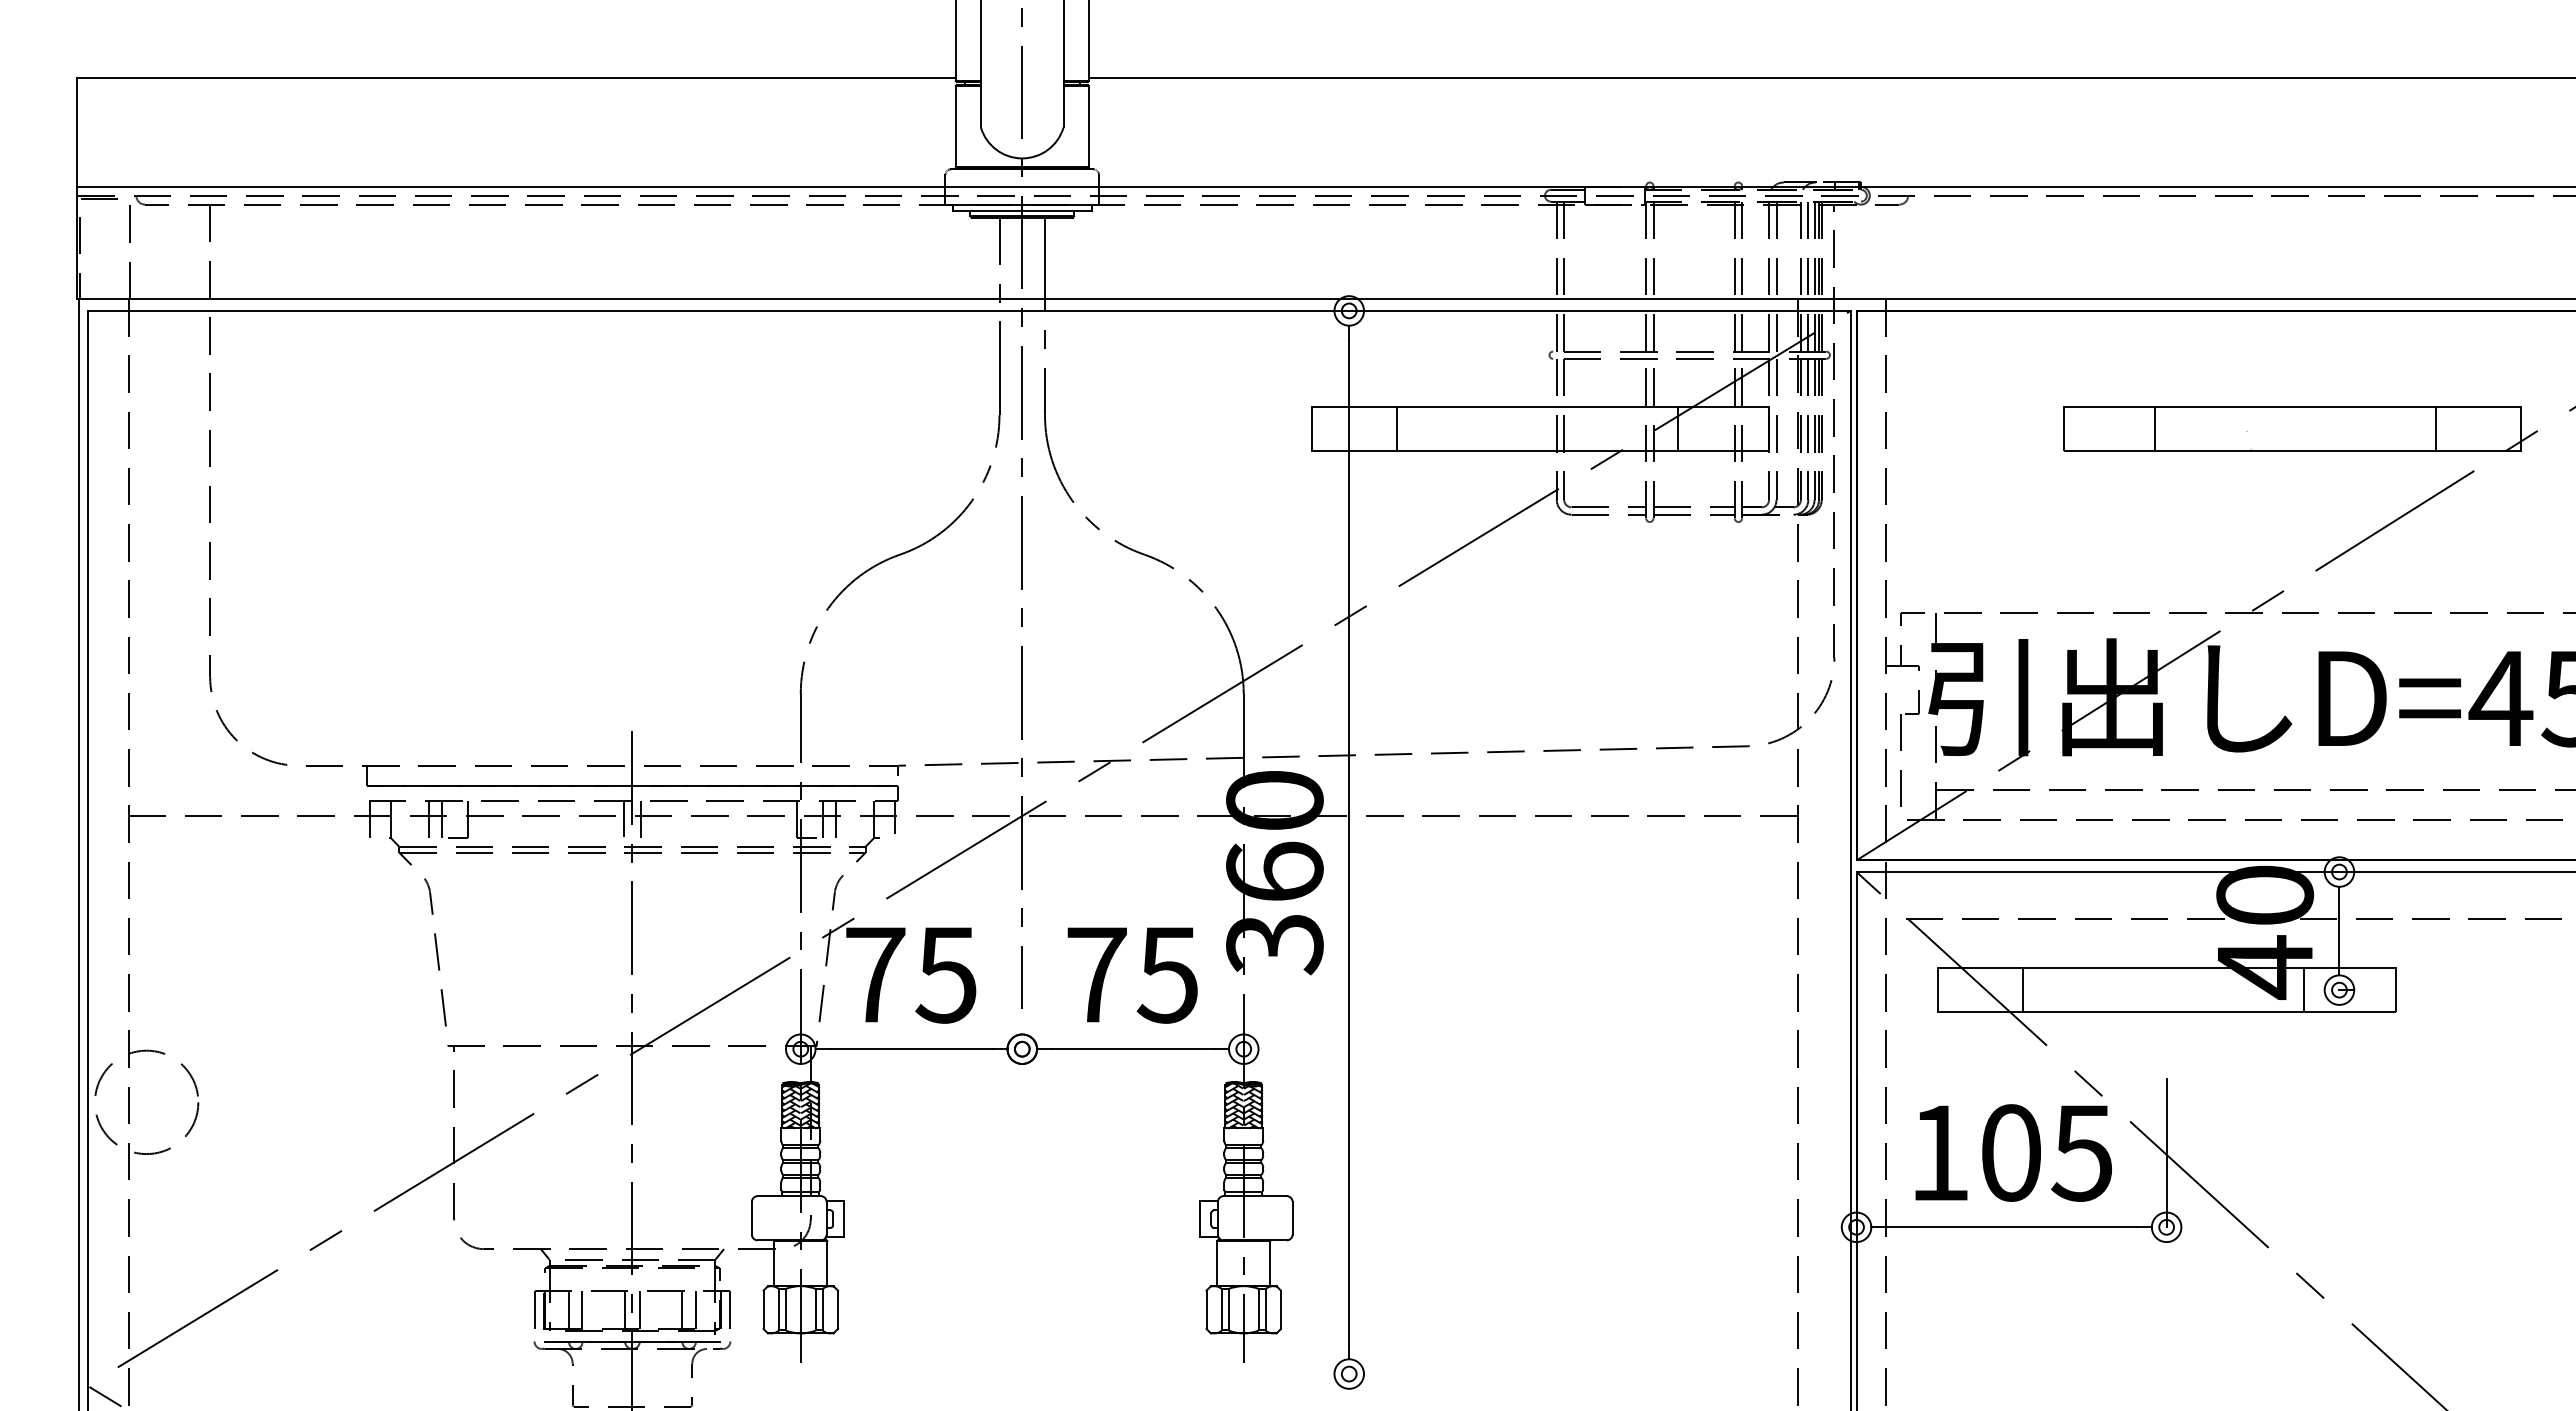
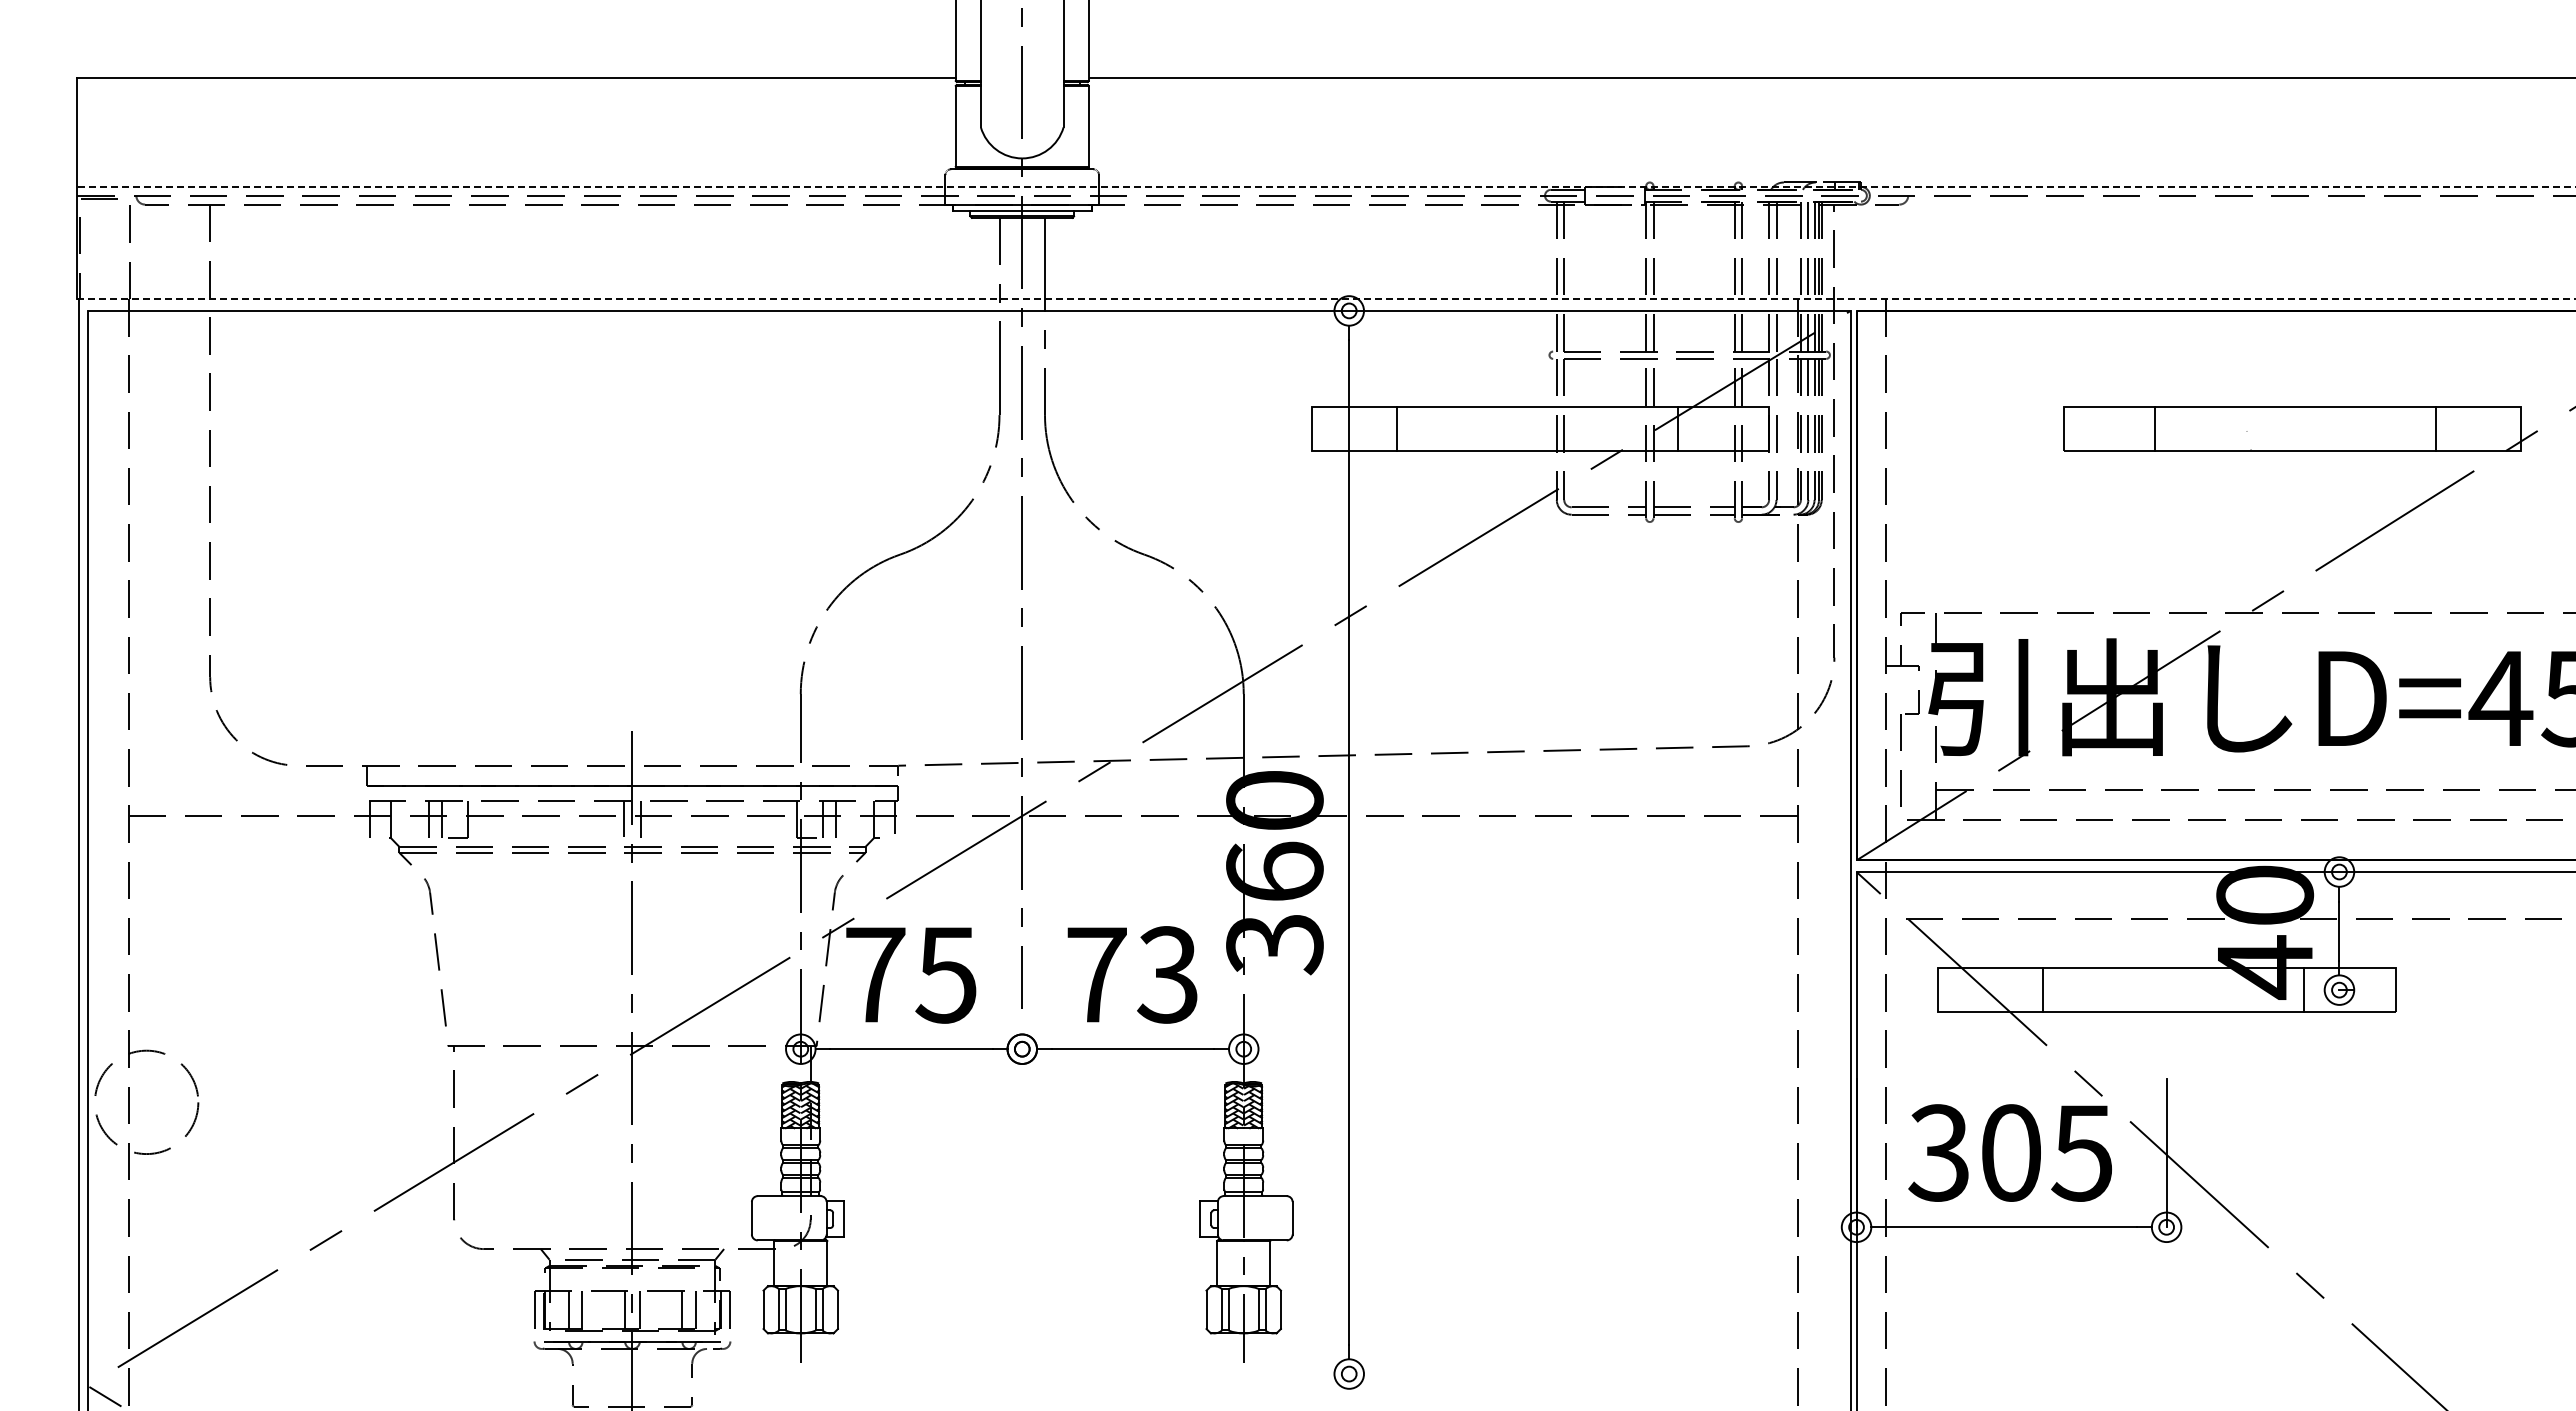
line: solid -> dashed (1326, 186)
line: solid -> dashed (1326, 299)
text: 75 -> 73 (1166, 974)
line position: (2023, 990) -> (2043, 990) (2043, 990)
text: 105 -> 305 (1938, 1152)
